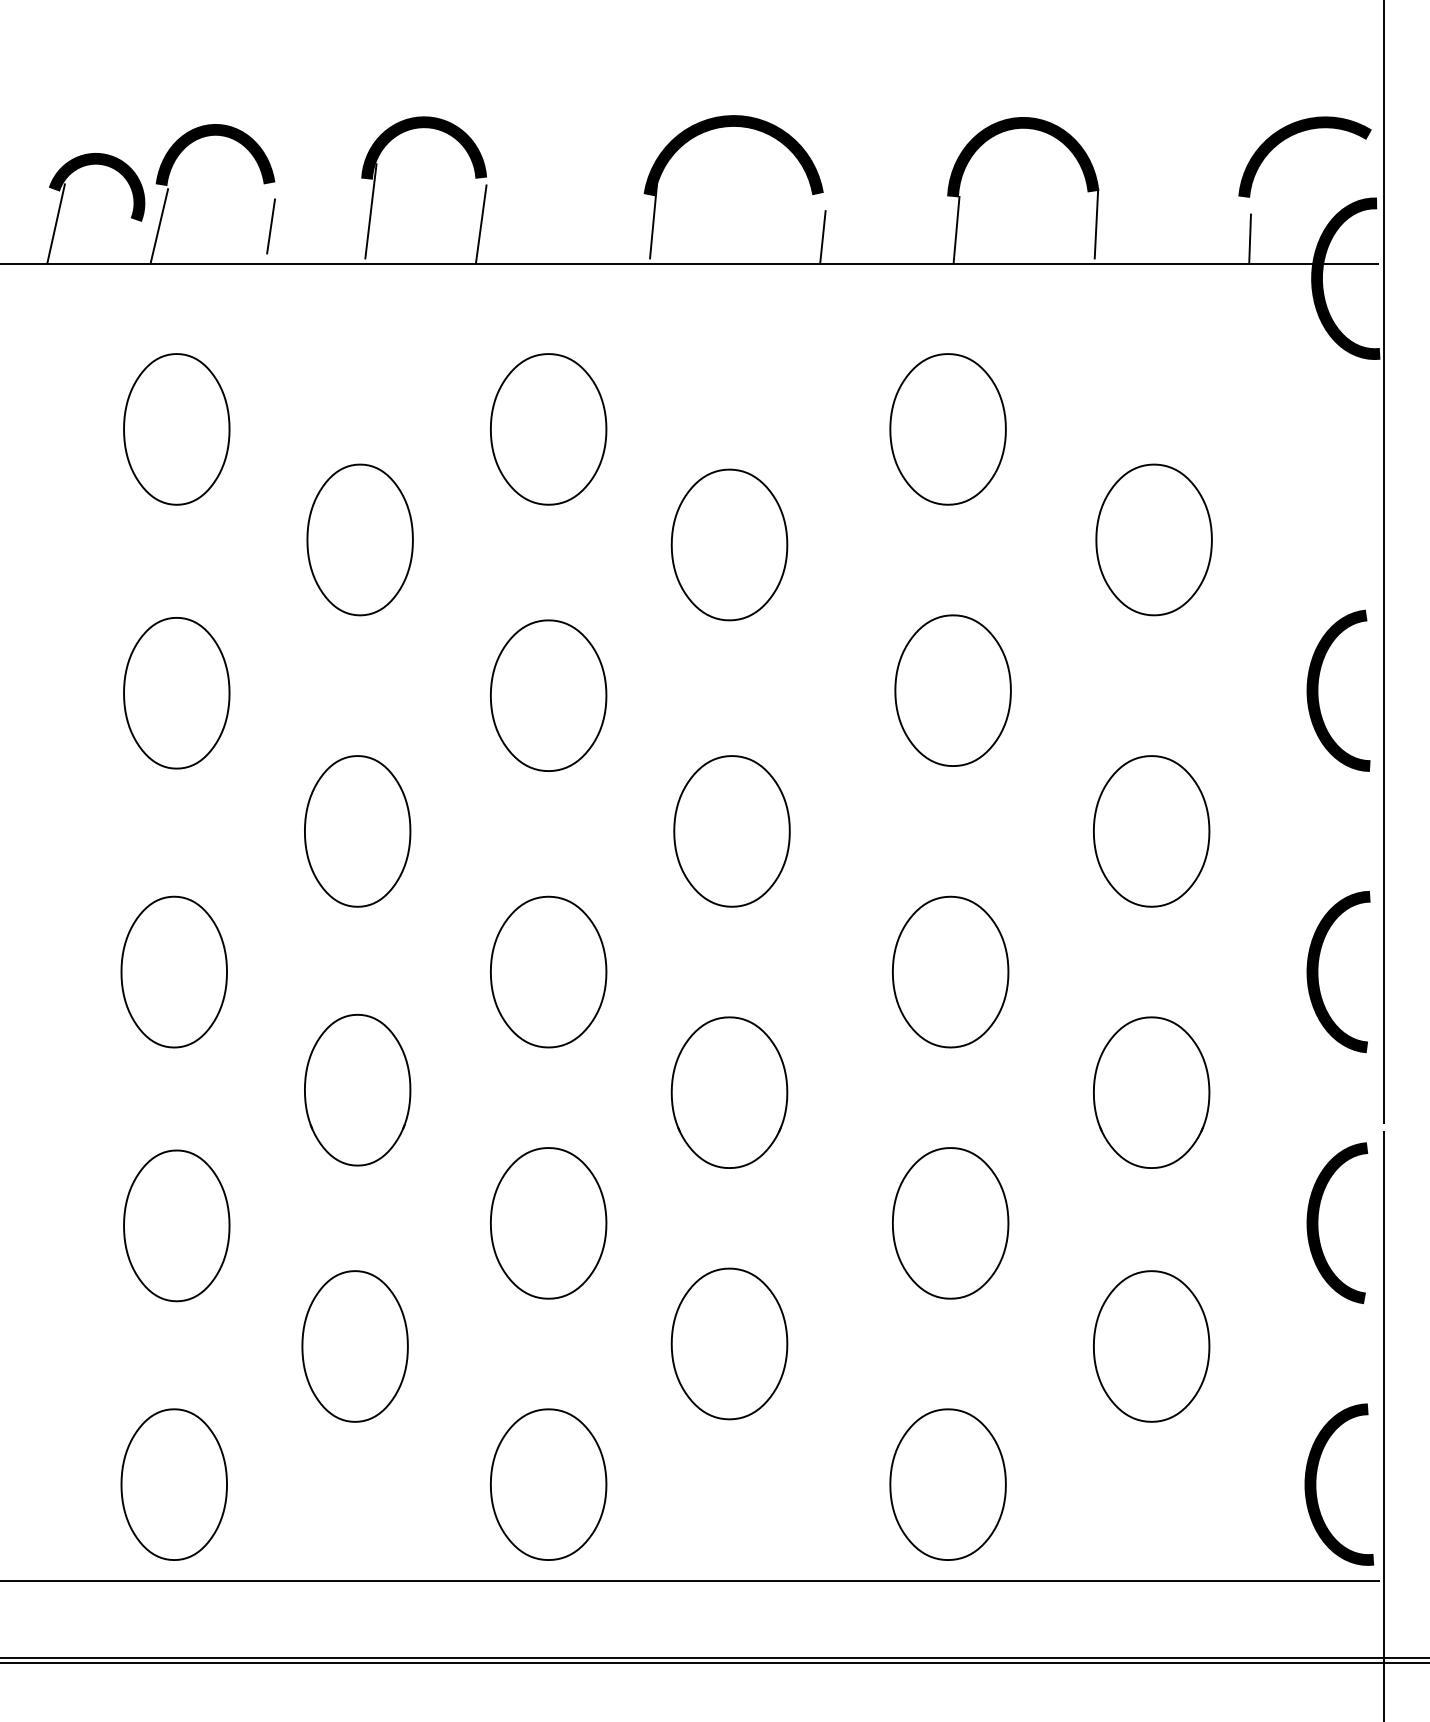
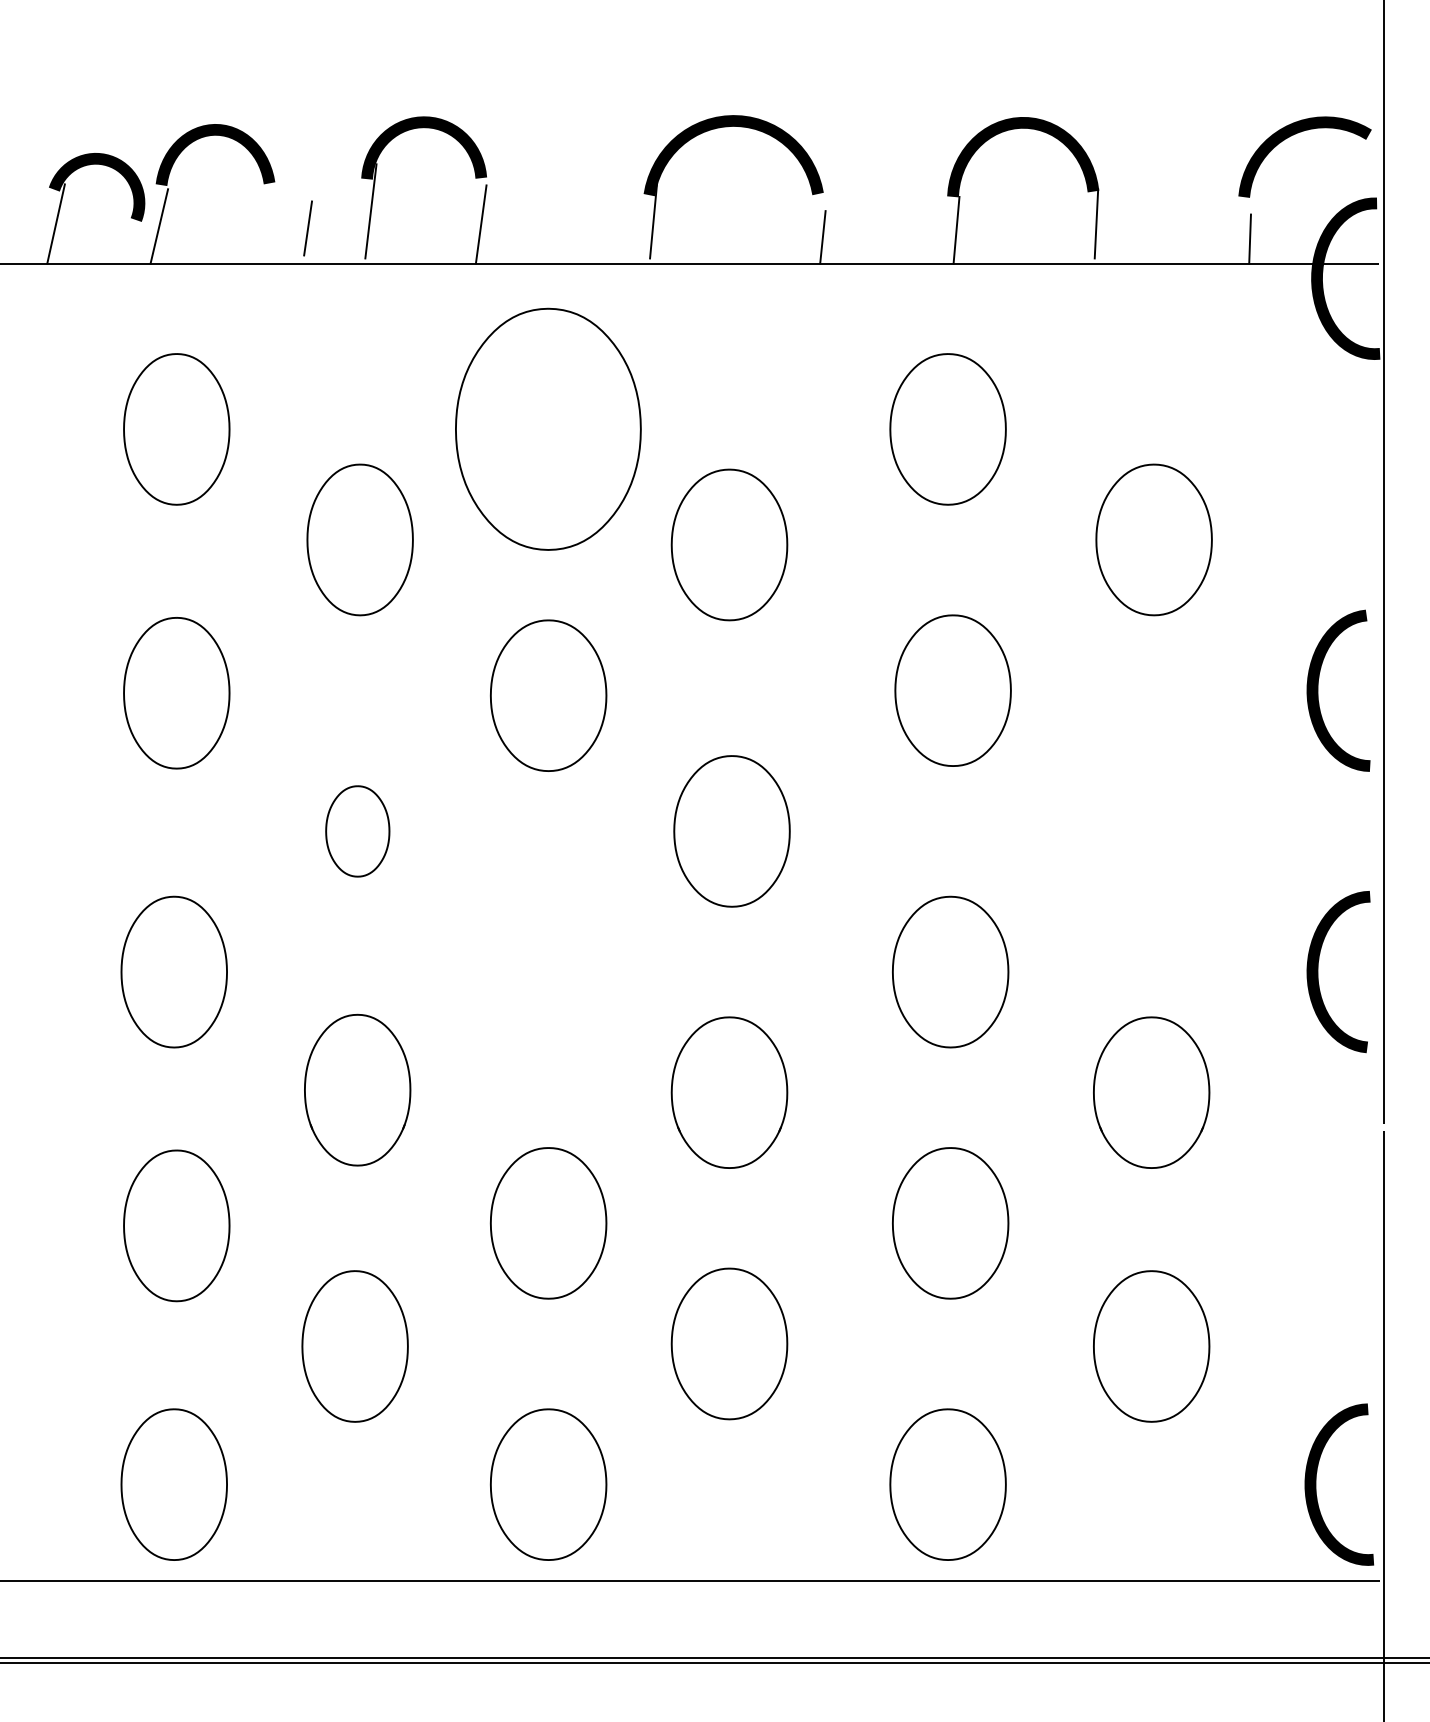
line position: (270, 226) -> (307, 228) (307, 228)
part size: 118x153 px -> 187x244 px (548, 428)
part size: 108x153 px -> 66x93 px (357, 831)
part: present -> none (1151, 831)
part: present -> none (548, 971)
curve: present -> none (1318, 1223)
